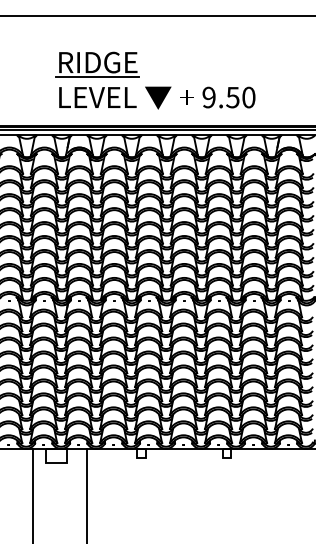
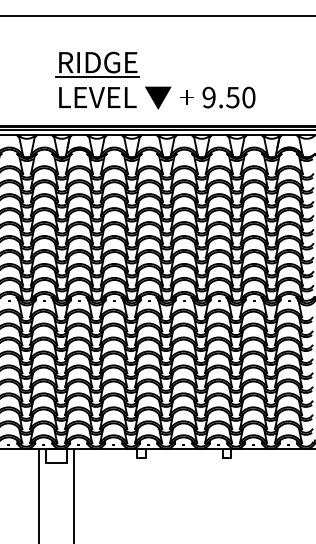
line position: (32, 494) -> (38, 494) (38, 494)
line position: (86, 494) -> (73, 494) (73, 494)
